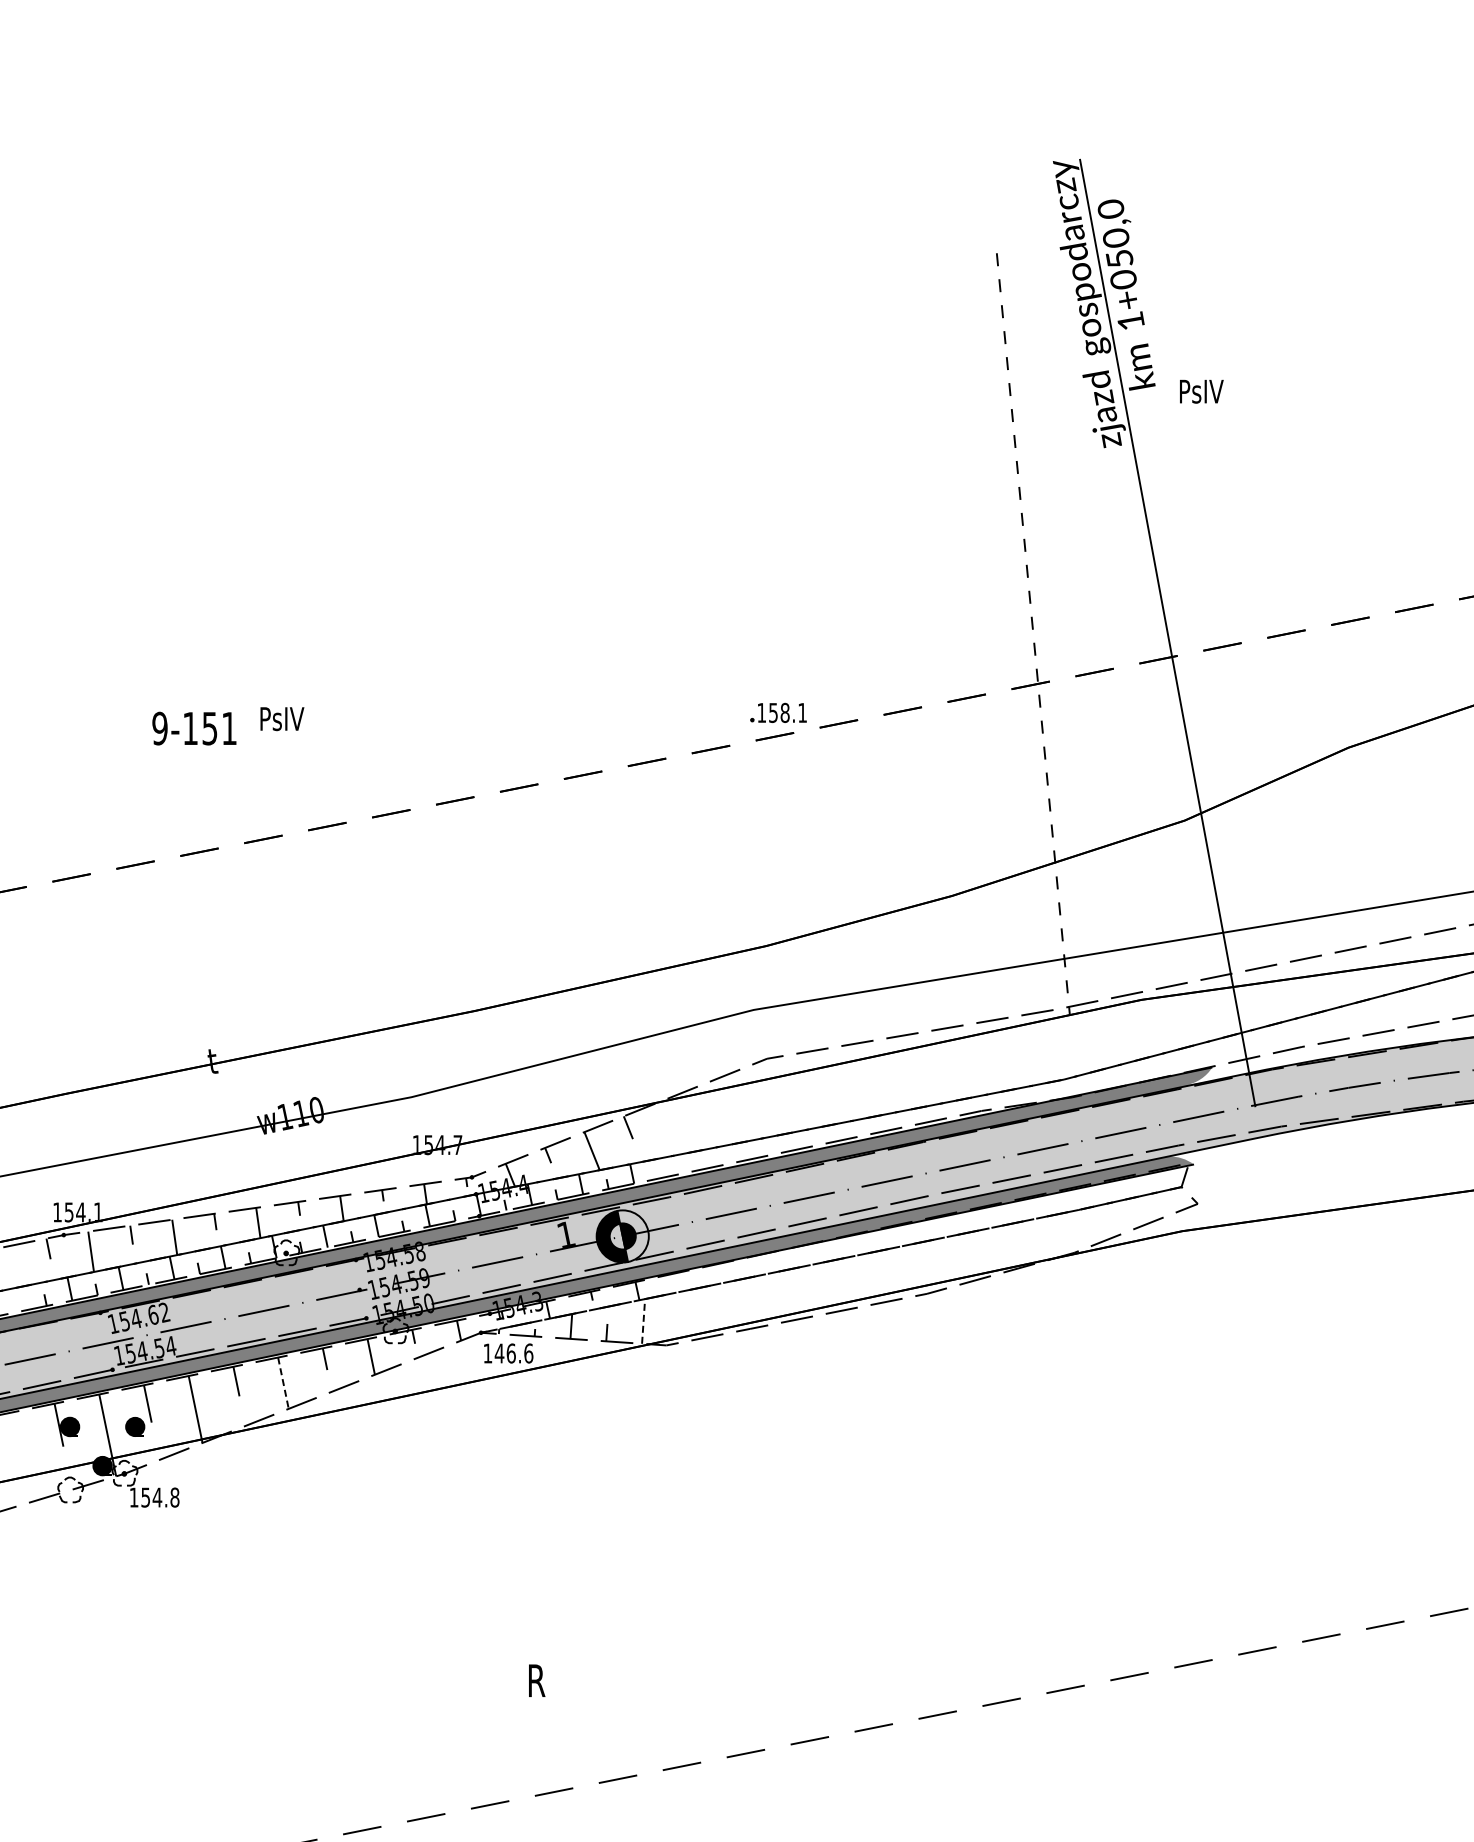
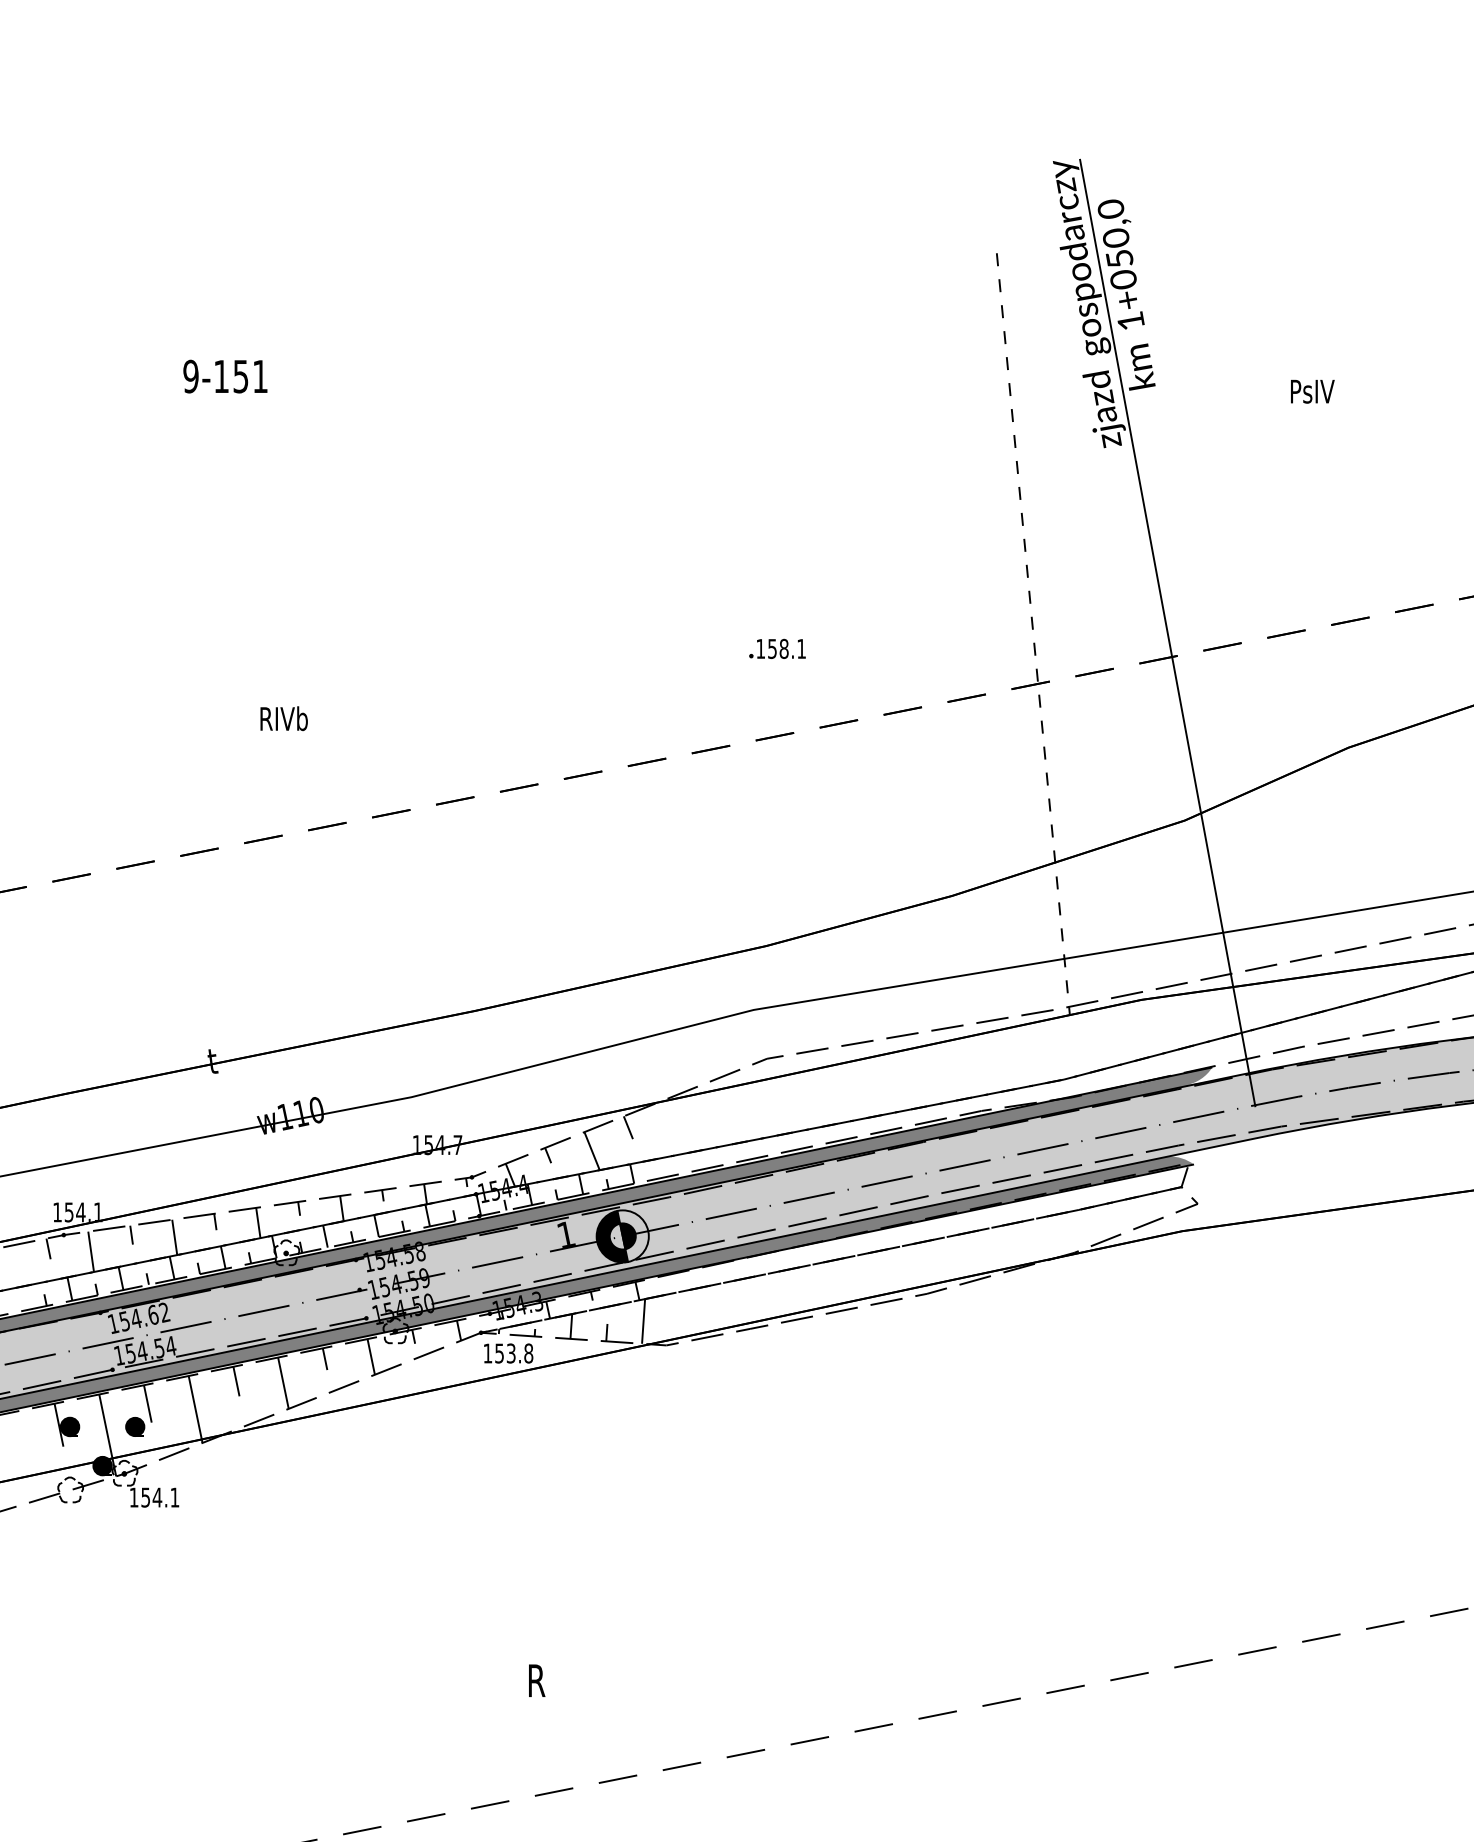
text position: (1201, 391) -> (1312, 391) (1312, 391)
part position: (778, 712) -> (777, 648) (777, 648)
text: PsIV -> RIVb (284, 718)
text position: (194, 728) -> (225, 376) (225, 376)
line: dashed -> solid (643, 1320)
text: 146.6 -> 153.8 (513, 1353)
line: dashed -> solid (283, 1383)
text: 154.8 -> 154.1 (174, 1497)
